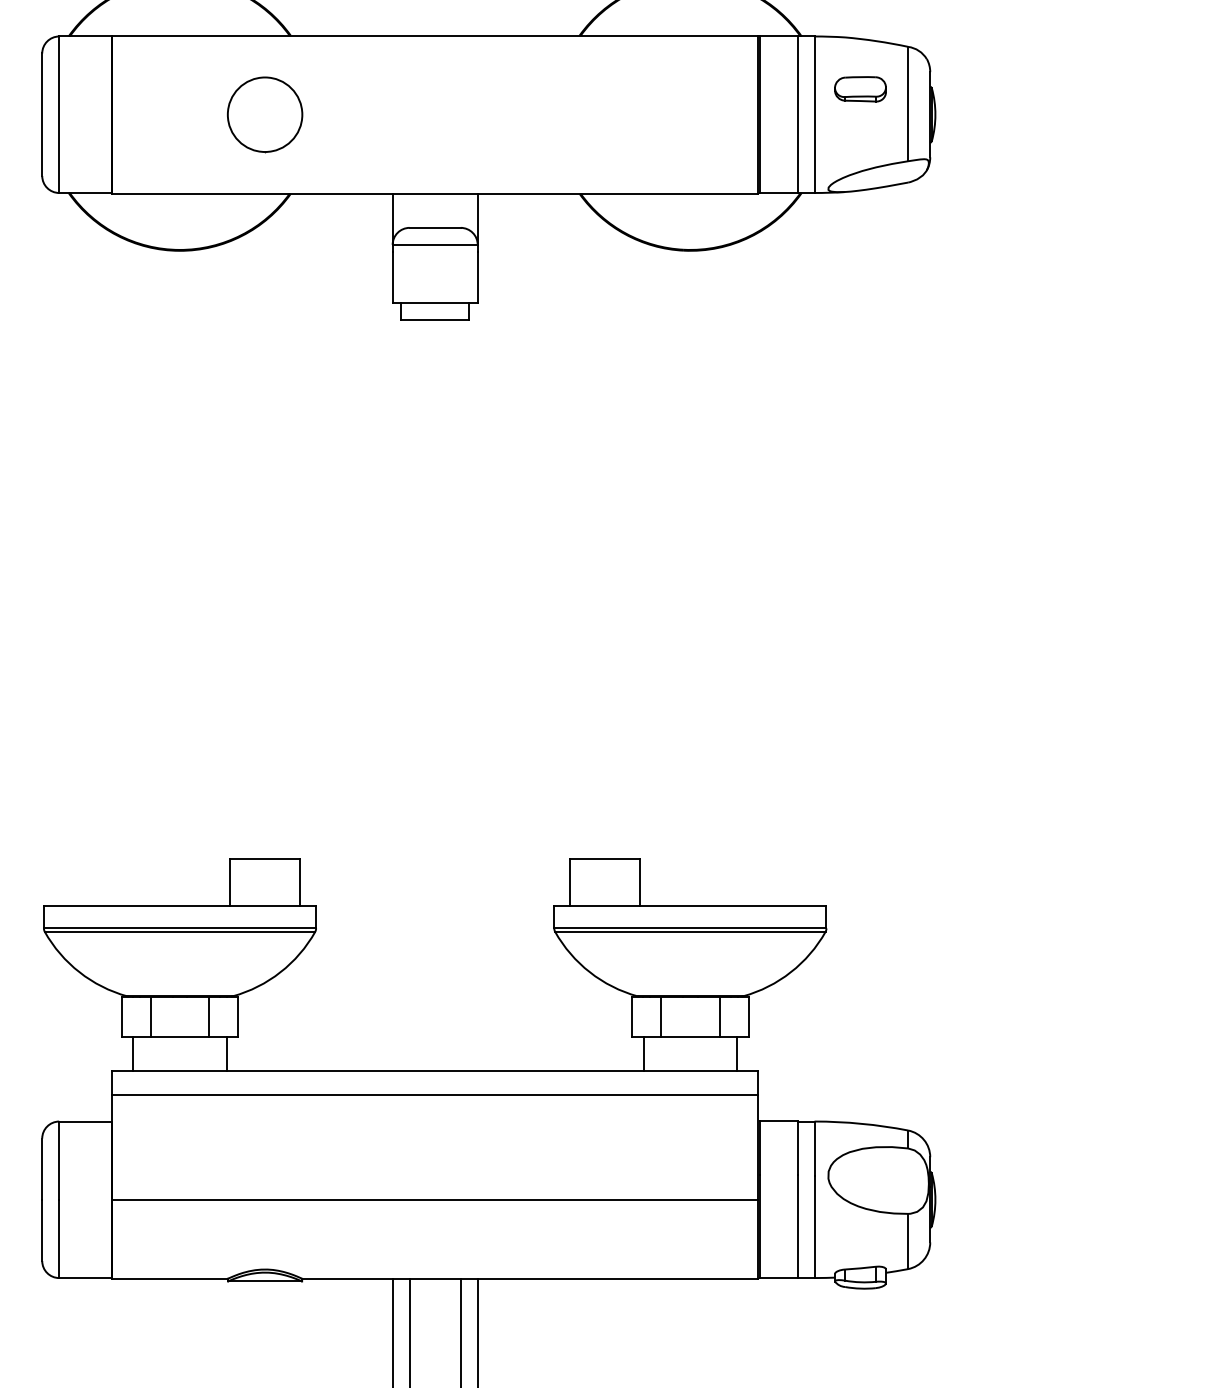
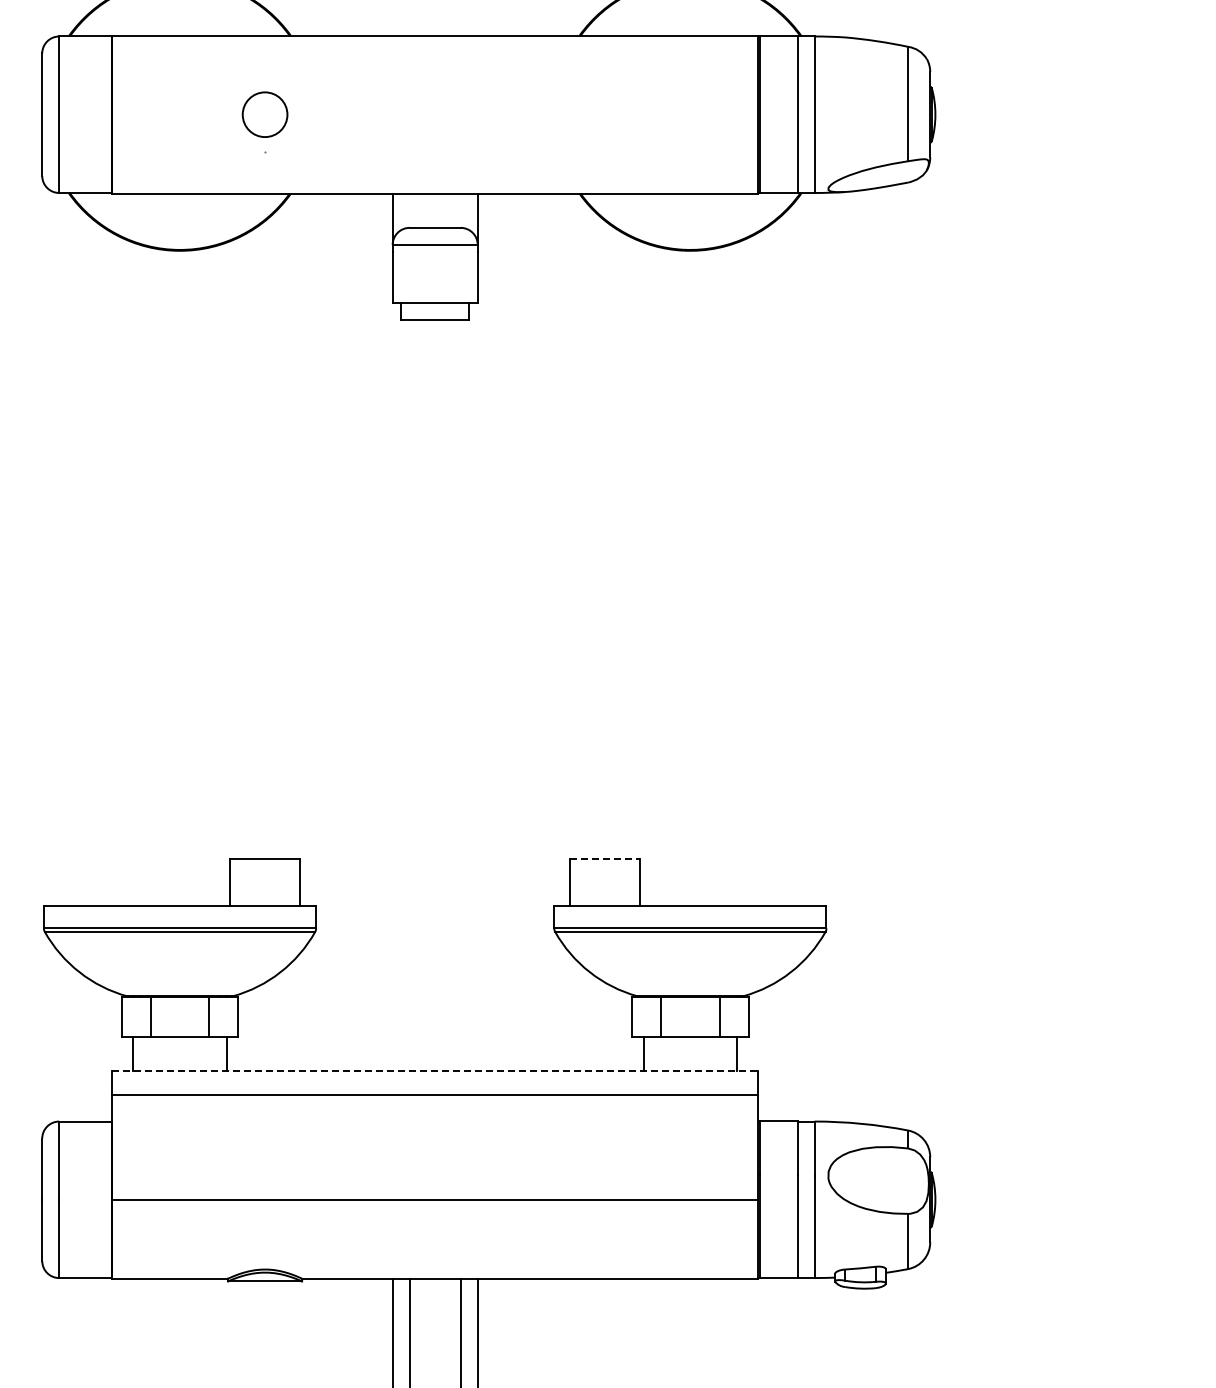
part: present -> none (860, 89)
circle diameter: 75 px -> 45 px (264, 114)
line: solid -> dashed (605, 859)
line: solid -> dashed (435, 1071)
